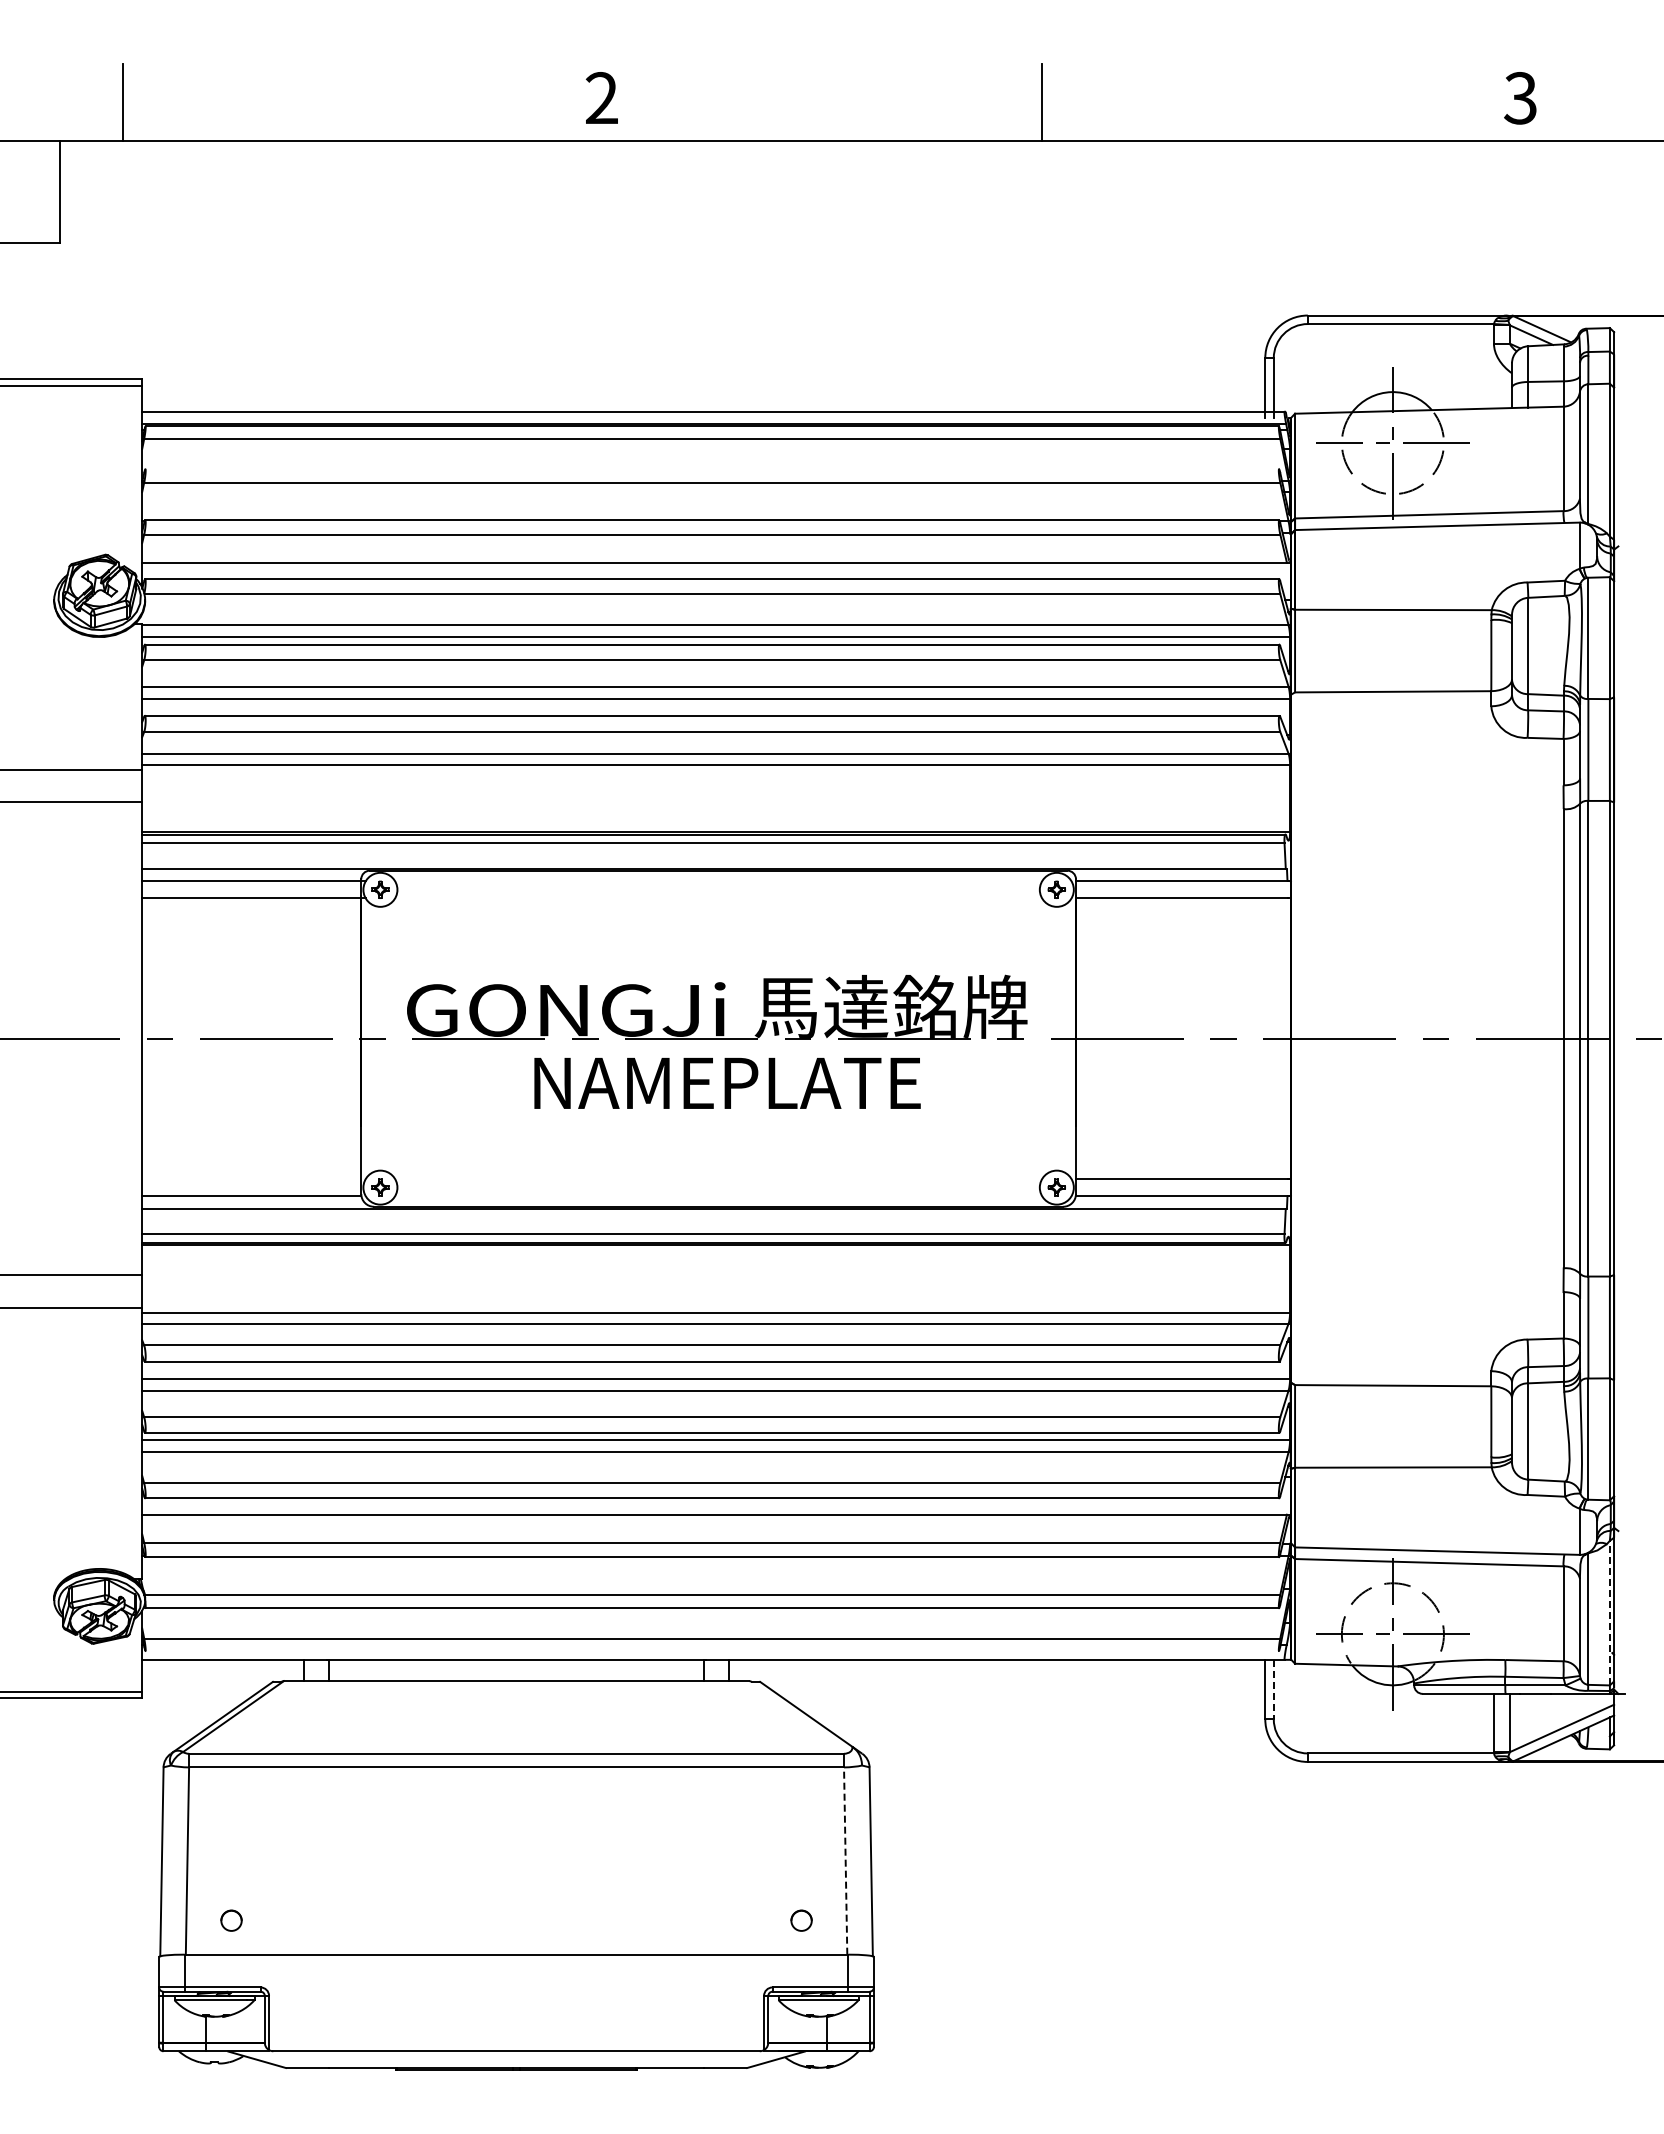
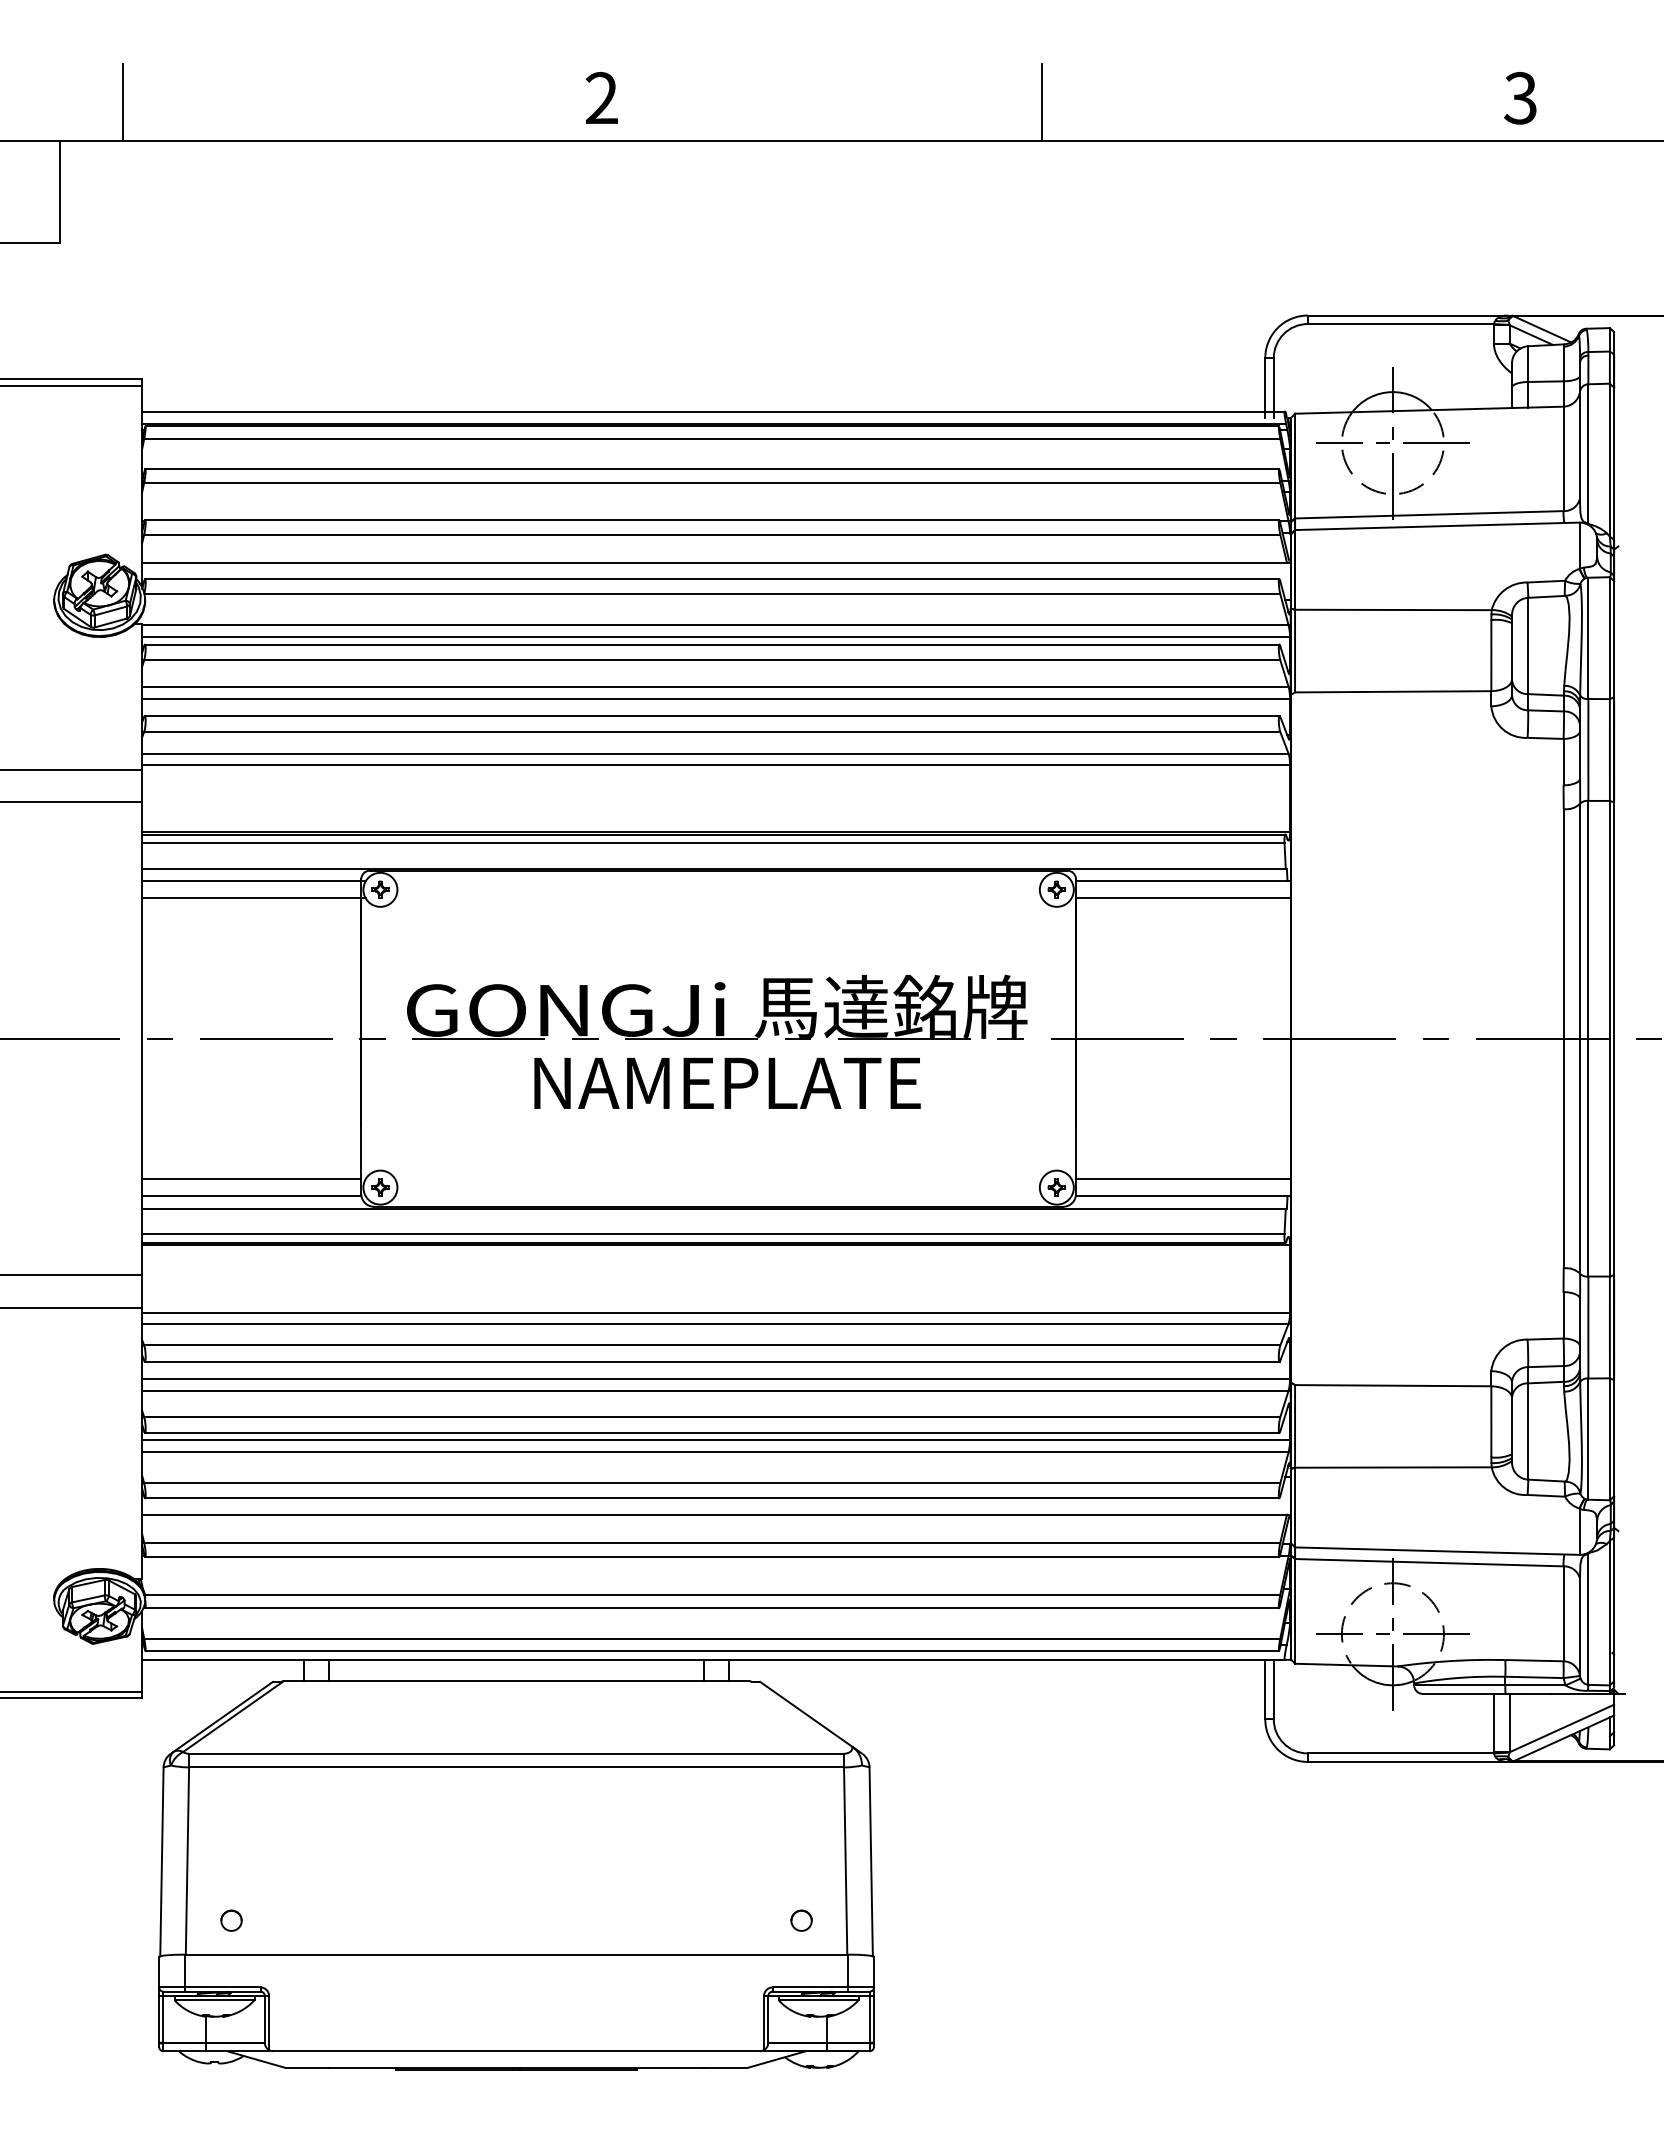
line: none -> present (712, 469)
line: none -> present (251, 1179)
line: dashed -> solid (1609, 1612)
line: none -> present (712, 1651)
line: dashed -> solid (1273, 1689)
line: dashed -> solid (845, 1861)
